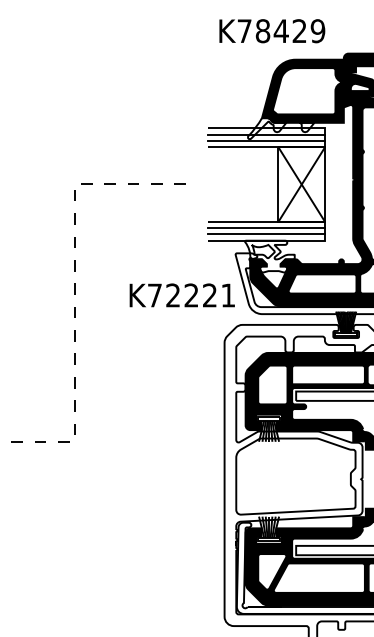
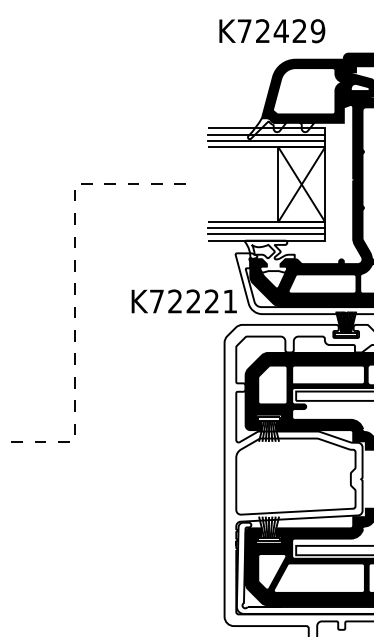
text: K78429 -> K72429 (262, 31)
text position: (181, 295) -> (183, 301) (183, 301)
